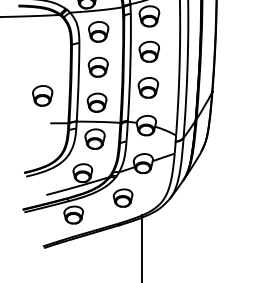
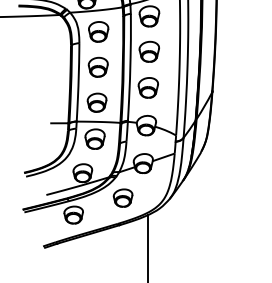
part: present -> none (42, 95)
line position: (142, 246) -> (148, 246) (148, 246)
